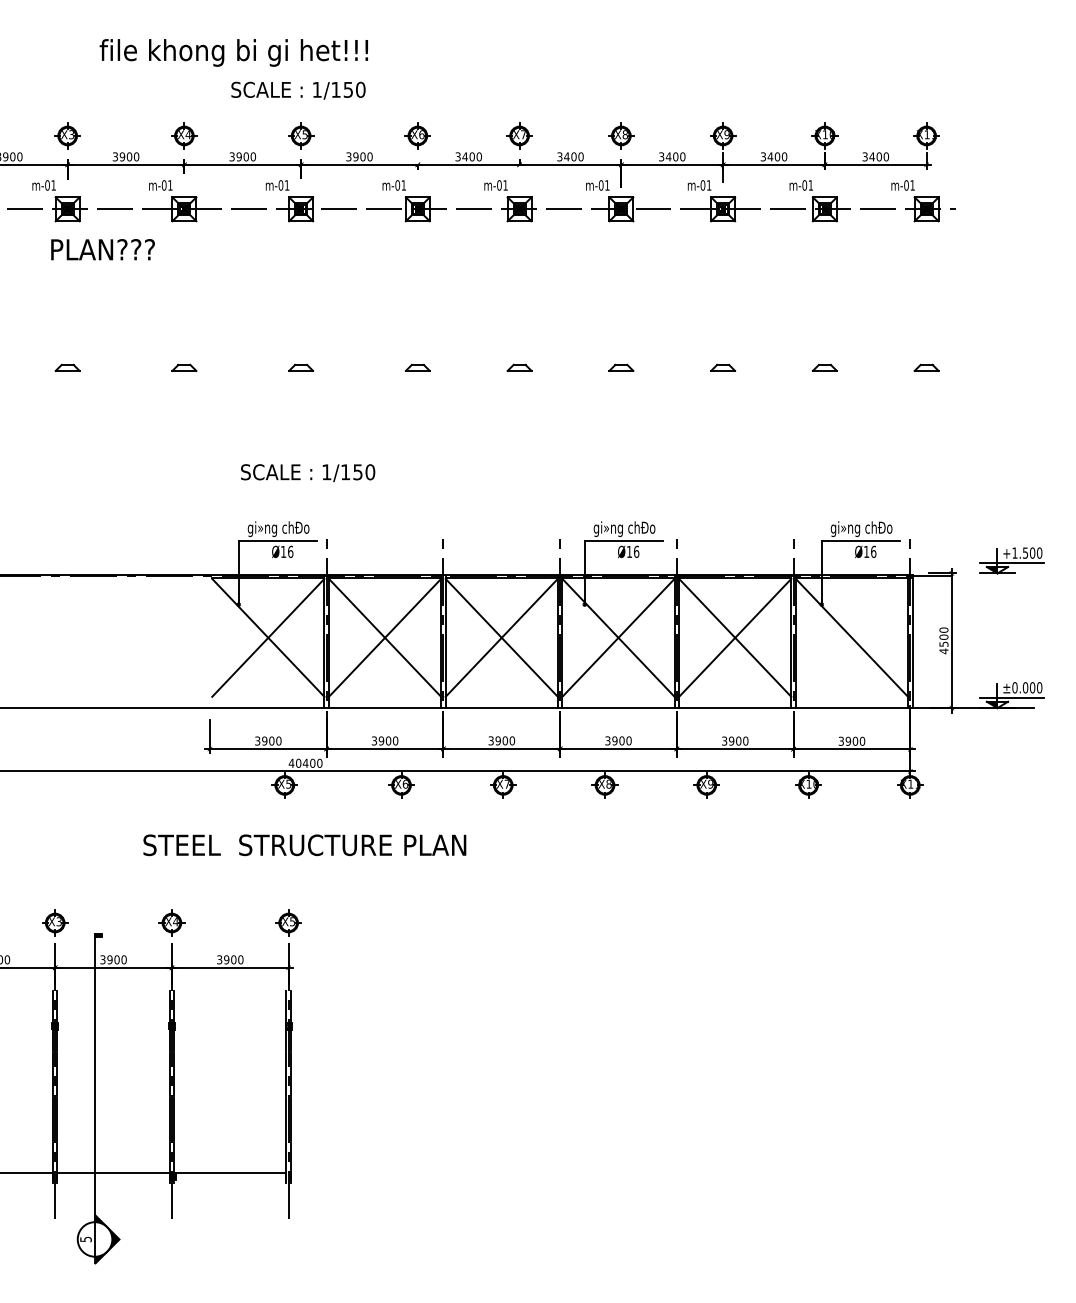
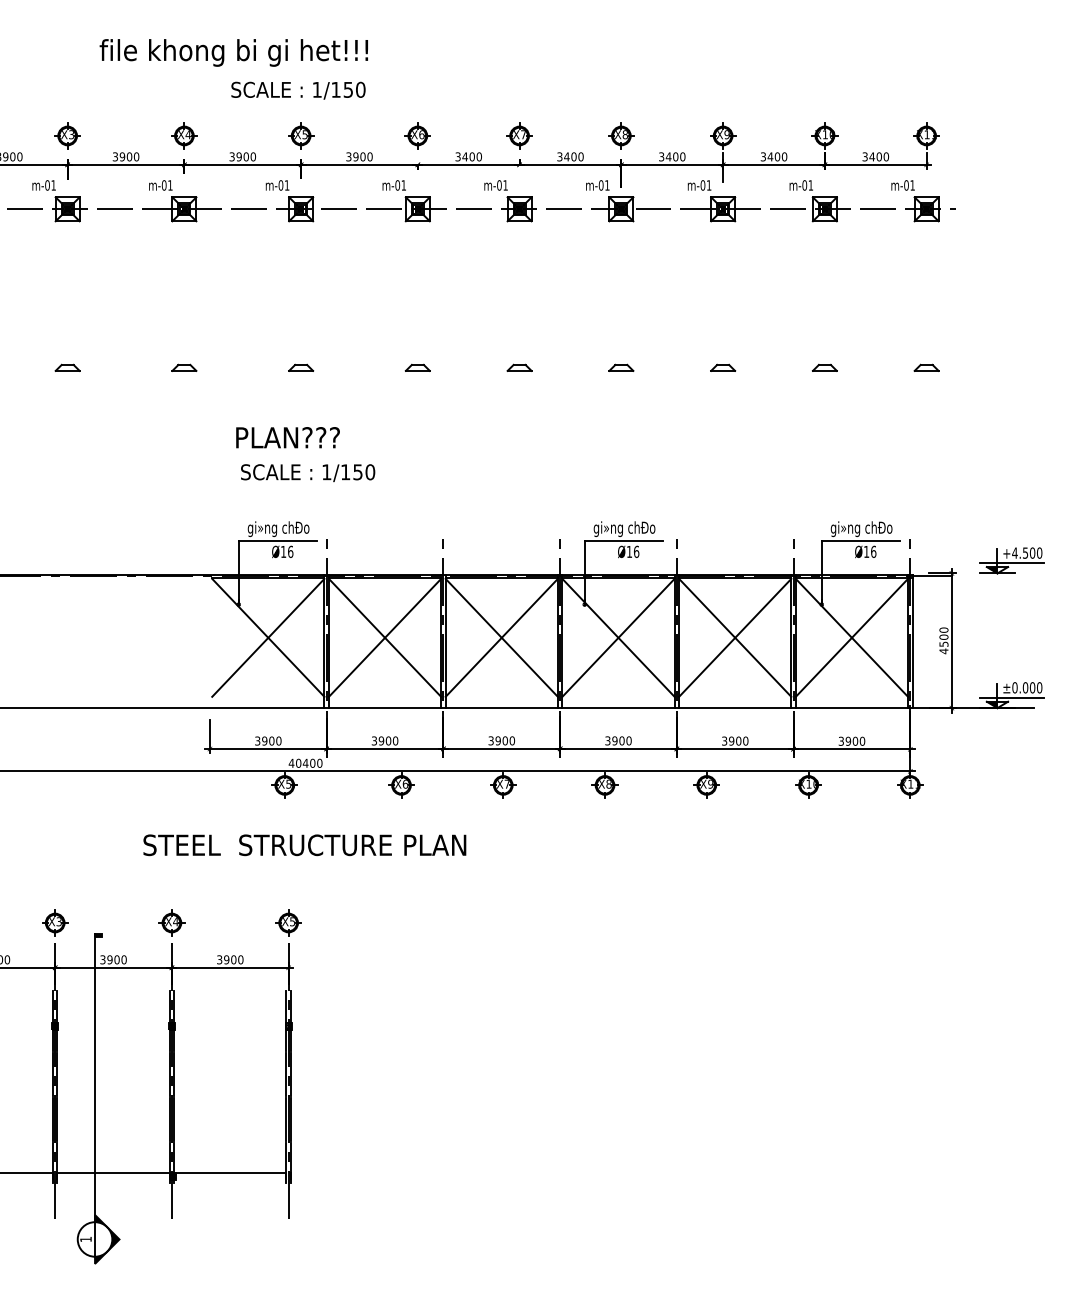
text position: (102, 249) -> (287, 437) (287, 437)
text: +1.500 -> +4.500 (1014, 552)
line: none -> present (851, 637)
text: 5 -> 1 (85, 1239)
